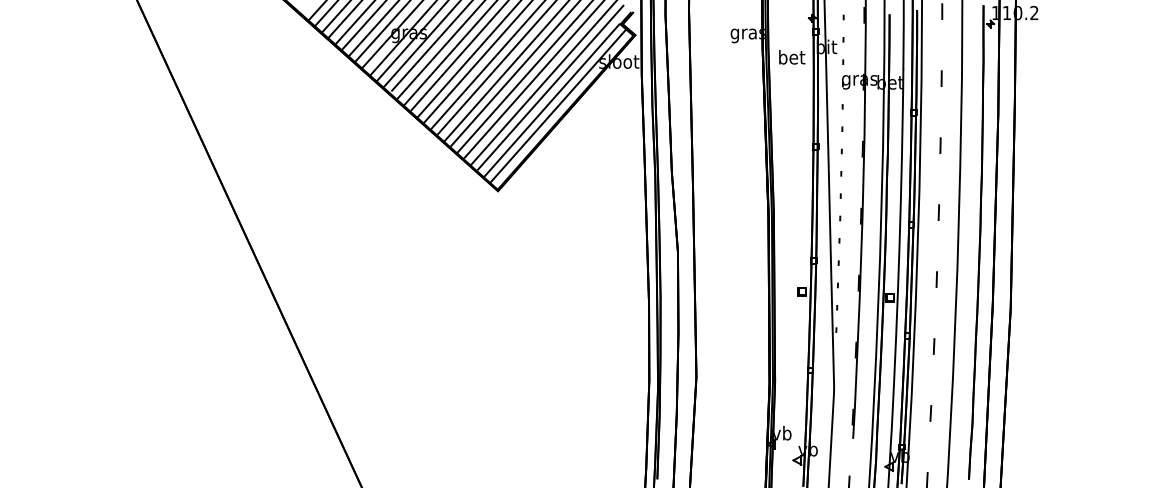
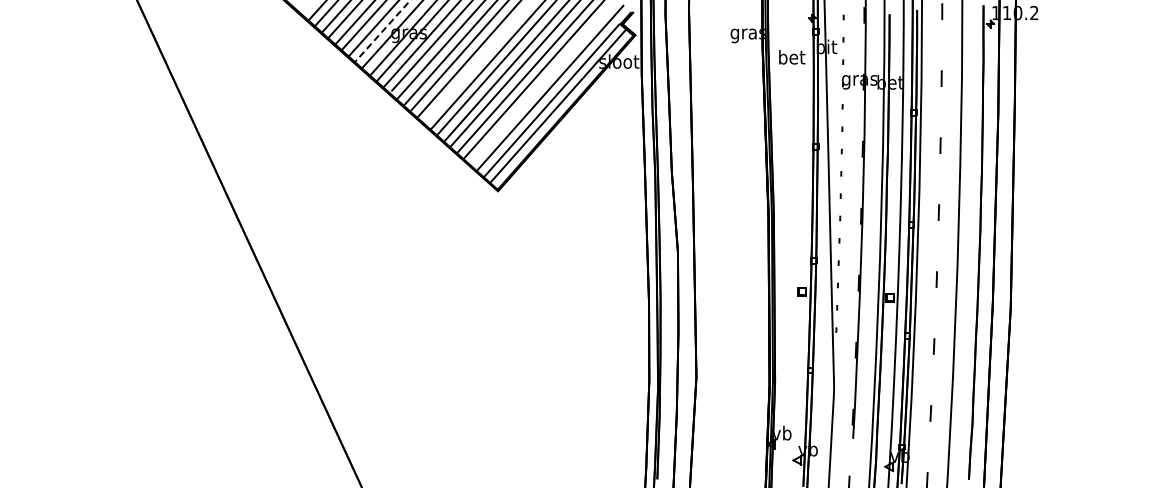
line: solid -> dashed (382, 31)
line: present -> none (477, 62)
line: present -> none (543, 83)
